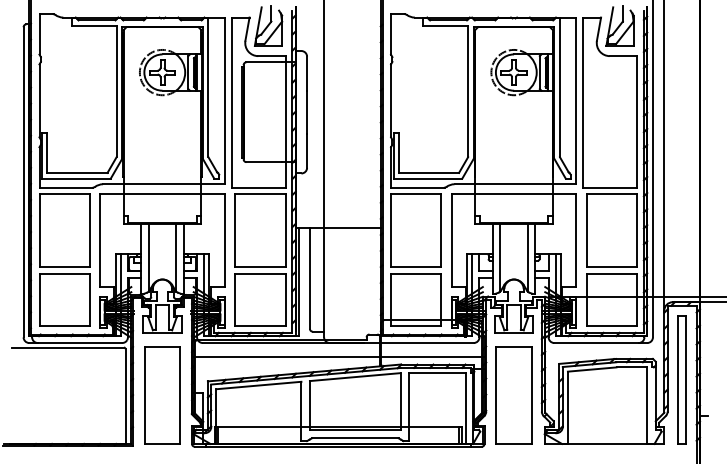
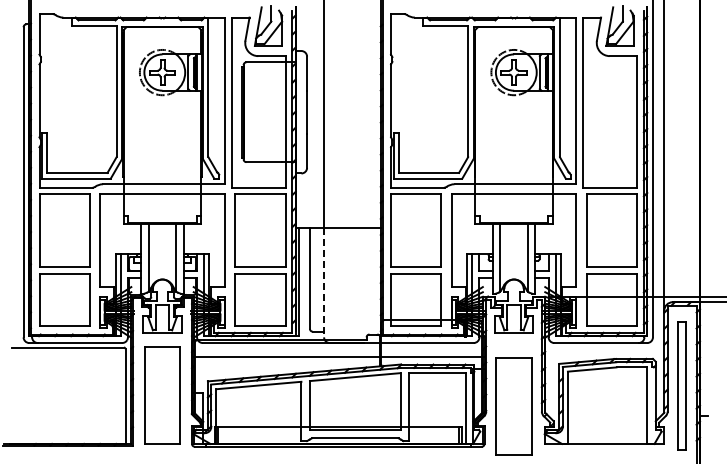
line: solid -> dashed (324, 283)
part position: (681, 379) -> (681, 385) (681, 385)
part position: (513, 395) -> (513, 406) (513, 406)
